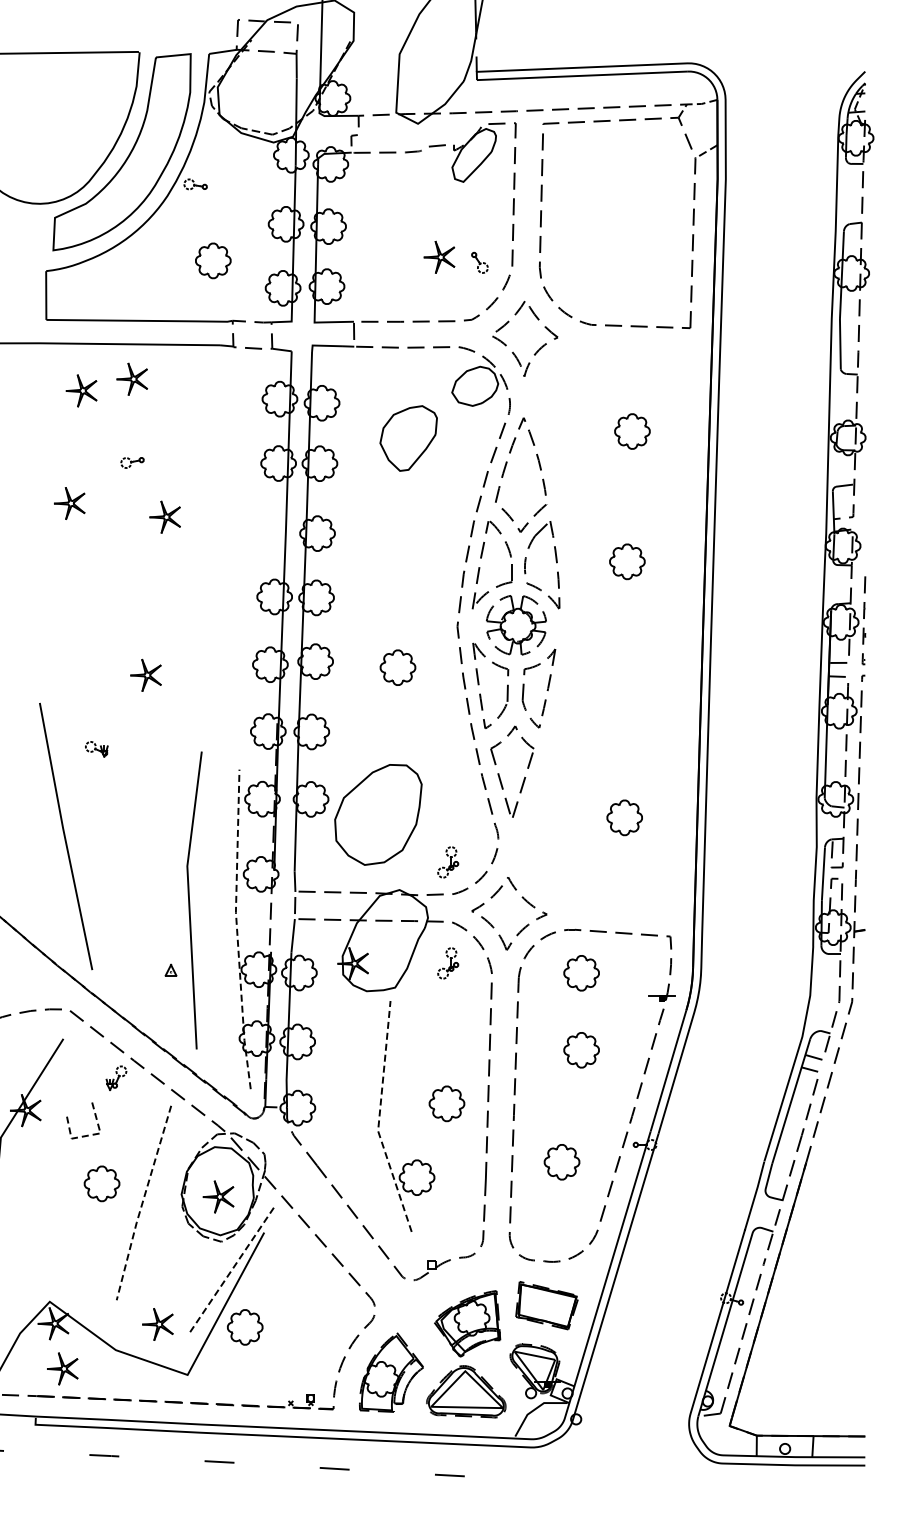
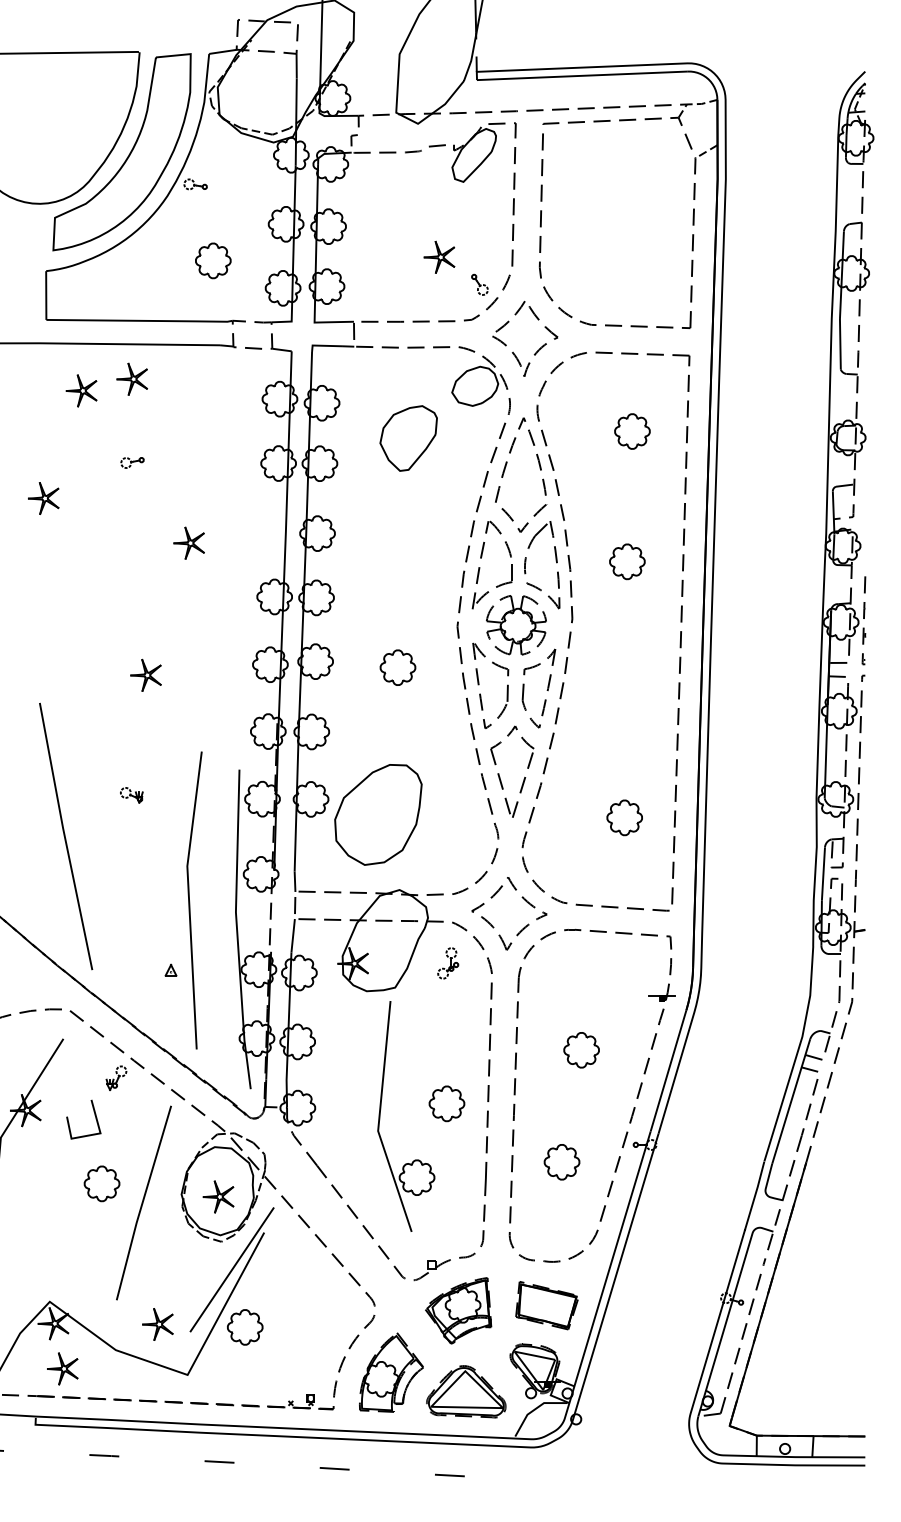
part position: (479, 262) -> (479, 284) (479, 284)
part position: (69, 503) -> (43, 498) (43, 498)
part position: (164, 516) -> (188, 542) (188, 542)
part: none -> present (573, 620)
part position: (96, 749) -> (131, 795) (131, 795)
part: present -> none (448, 862)
line: dashed -> solid (237, 929)
part: present -> none (581, 973)
line: dashed -> solid (379, 1119)
line: dashed -> solid (91, 1134)
line: dashed -> solid (142, 1202)
line: dashed -> solid (232, 1269)
part position: (467, 1323) -> (458, 1310) (458, 1310)
